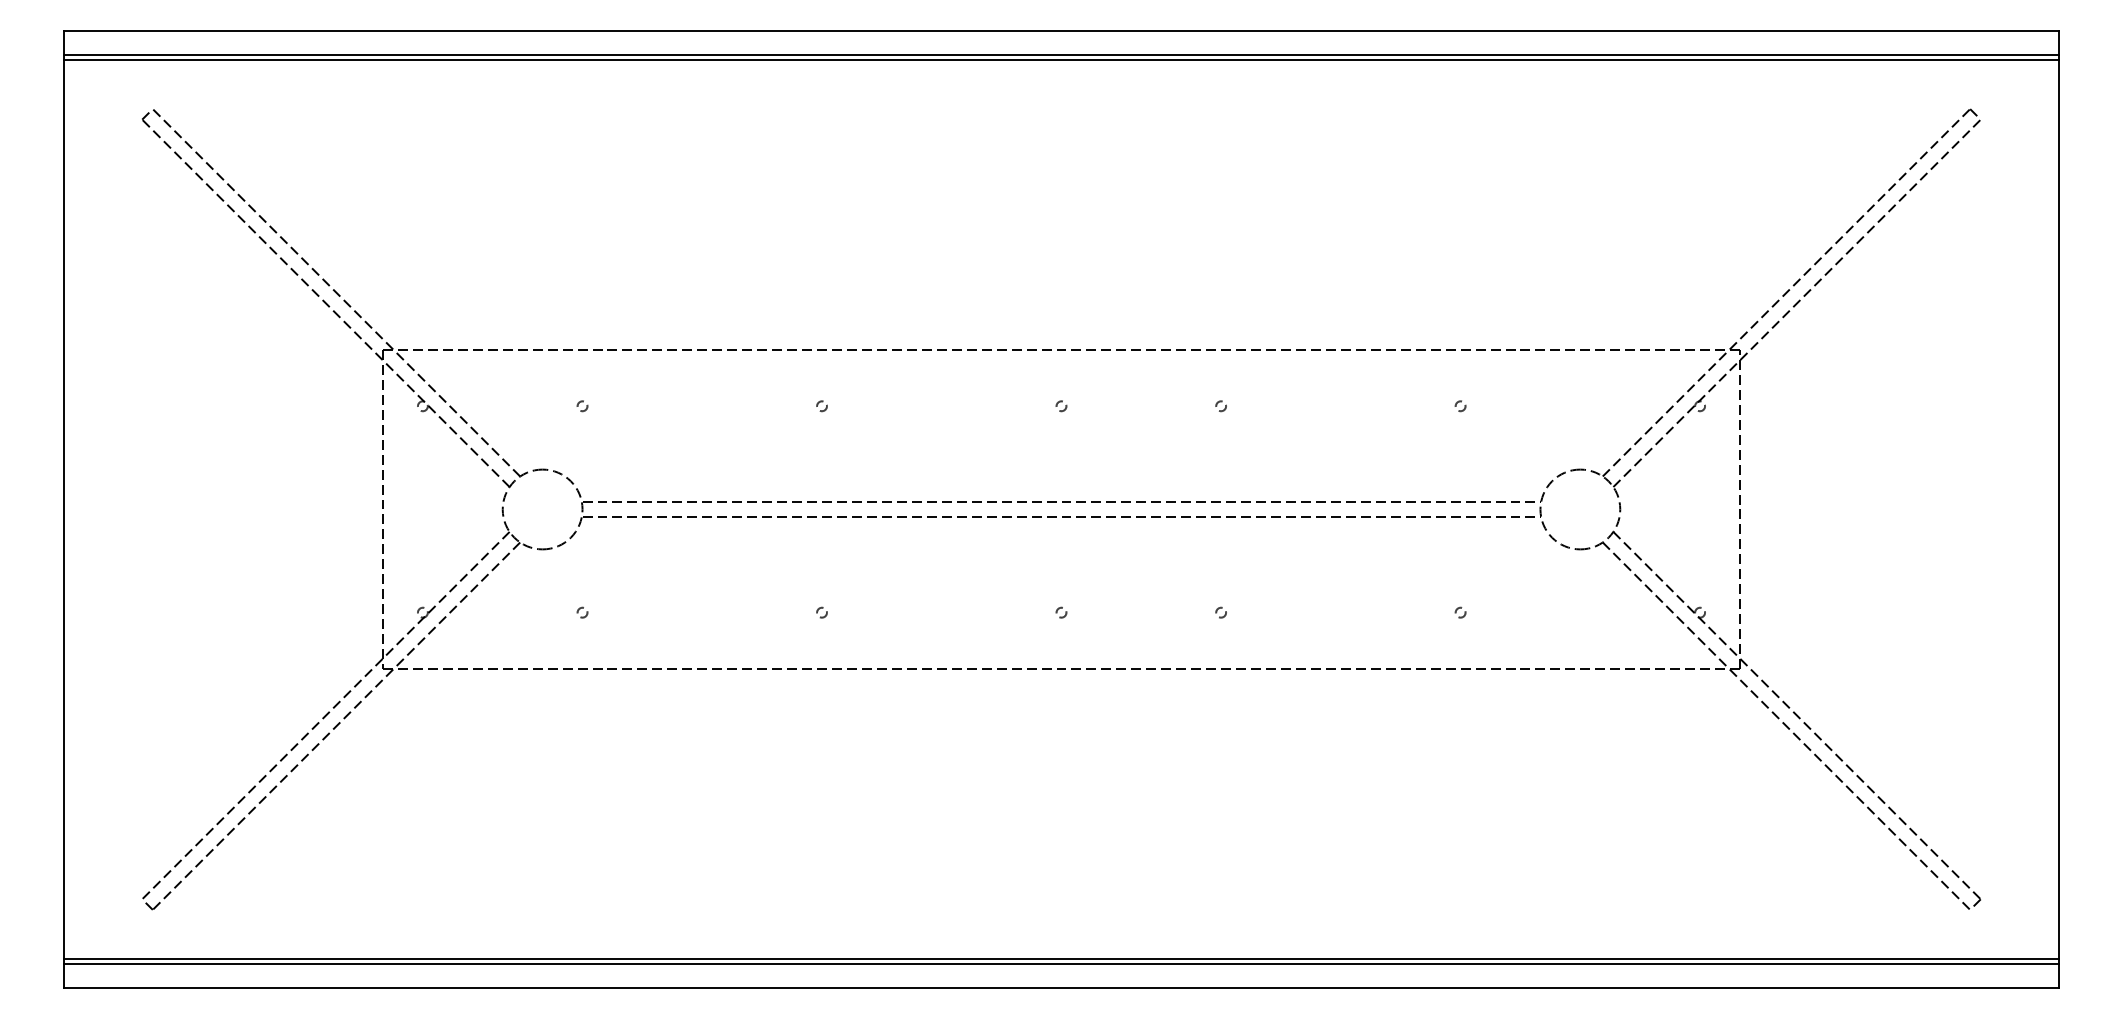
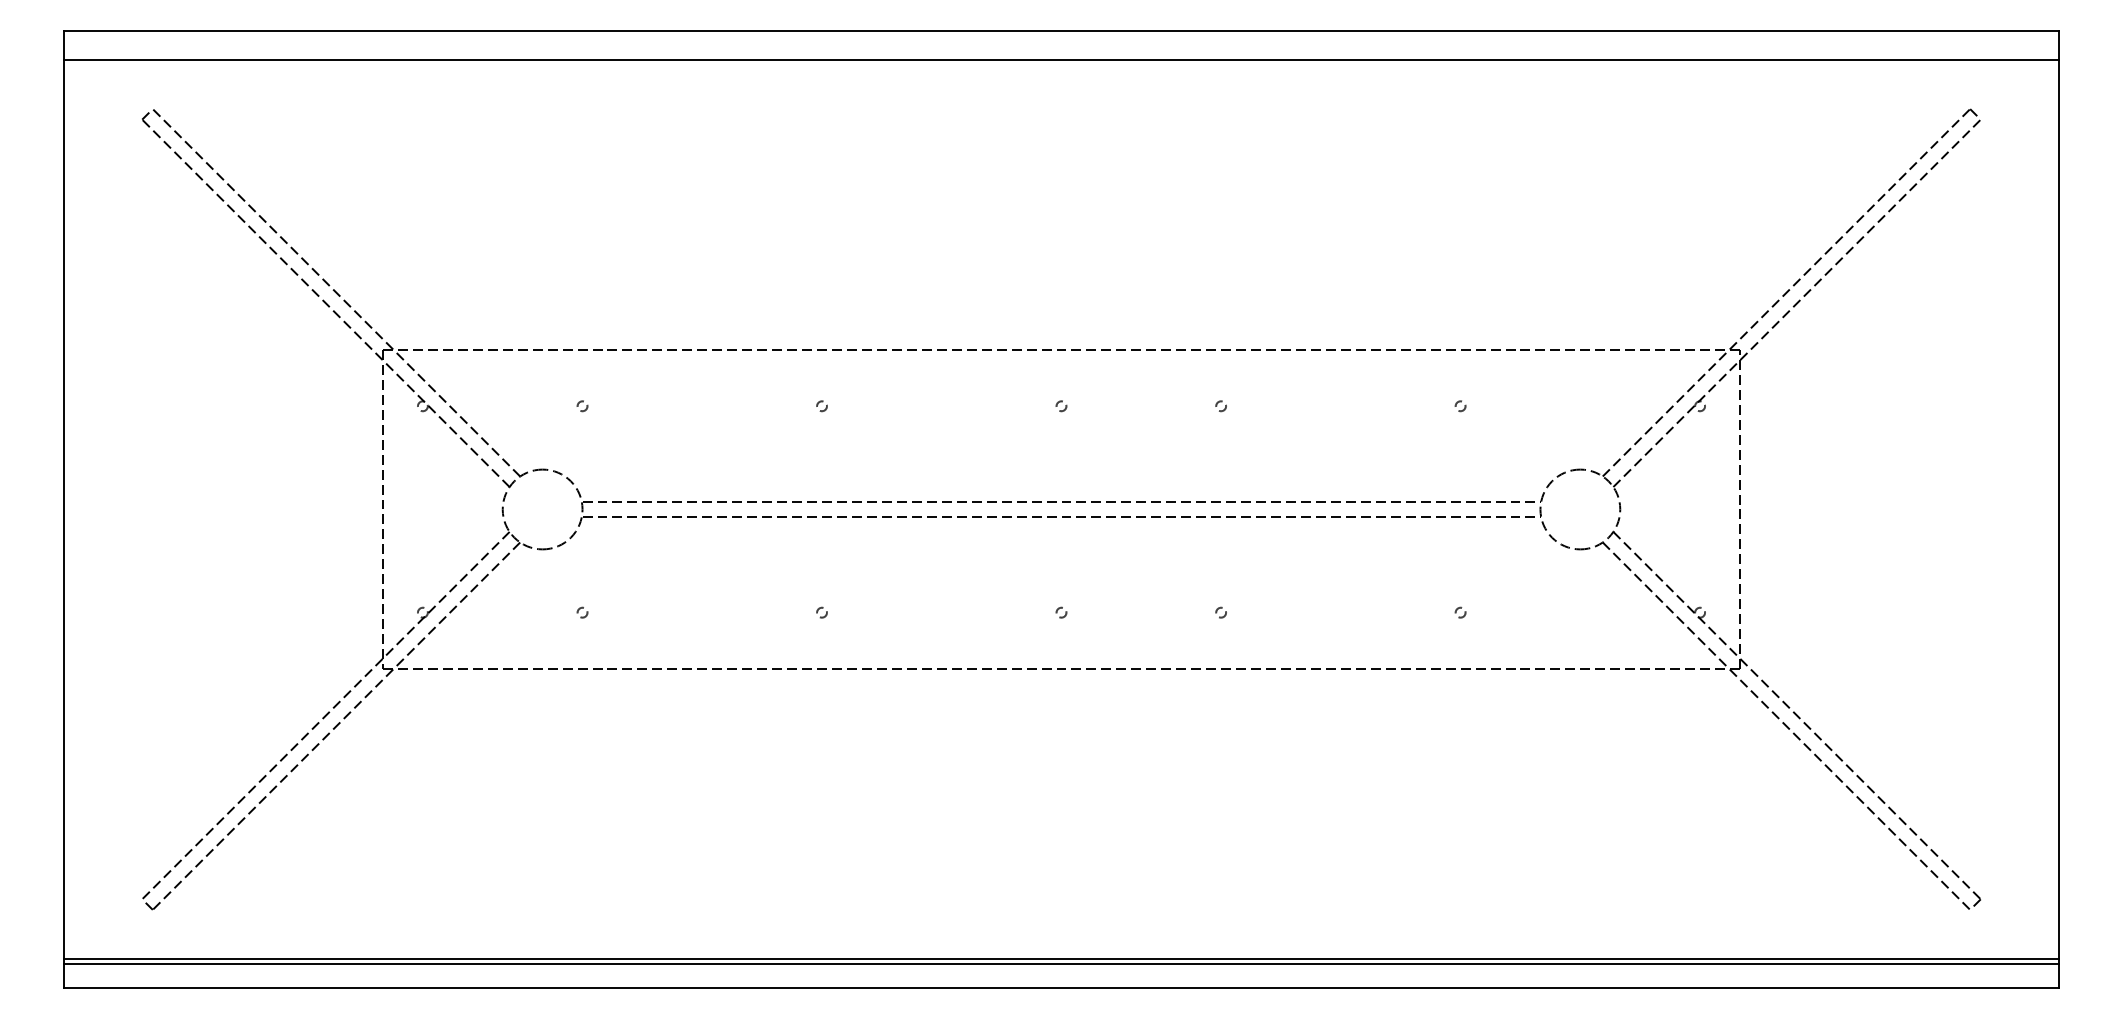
line: present -> none (1061, 54)
